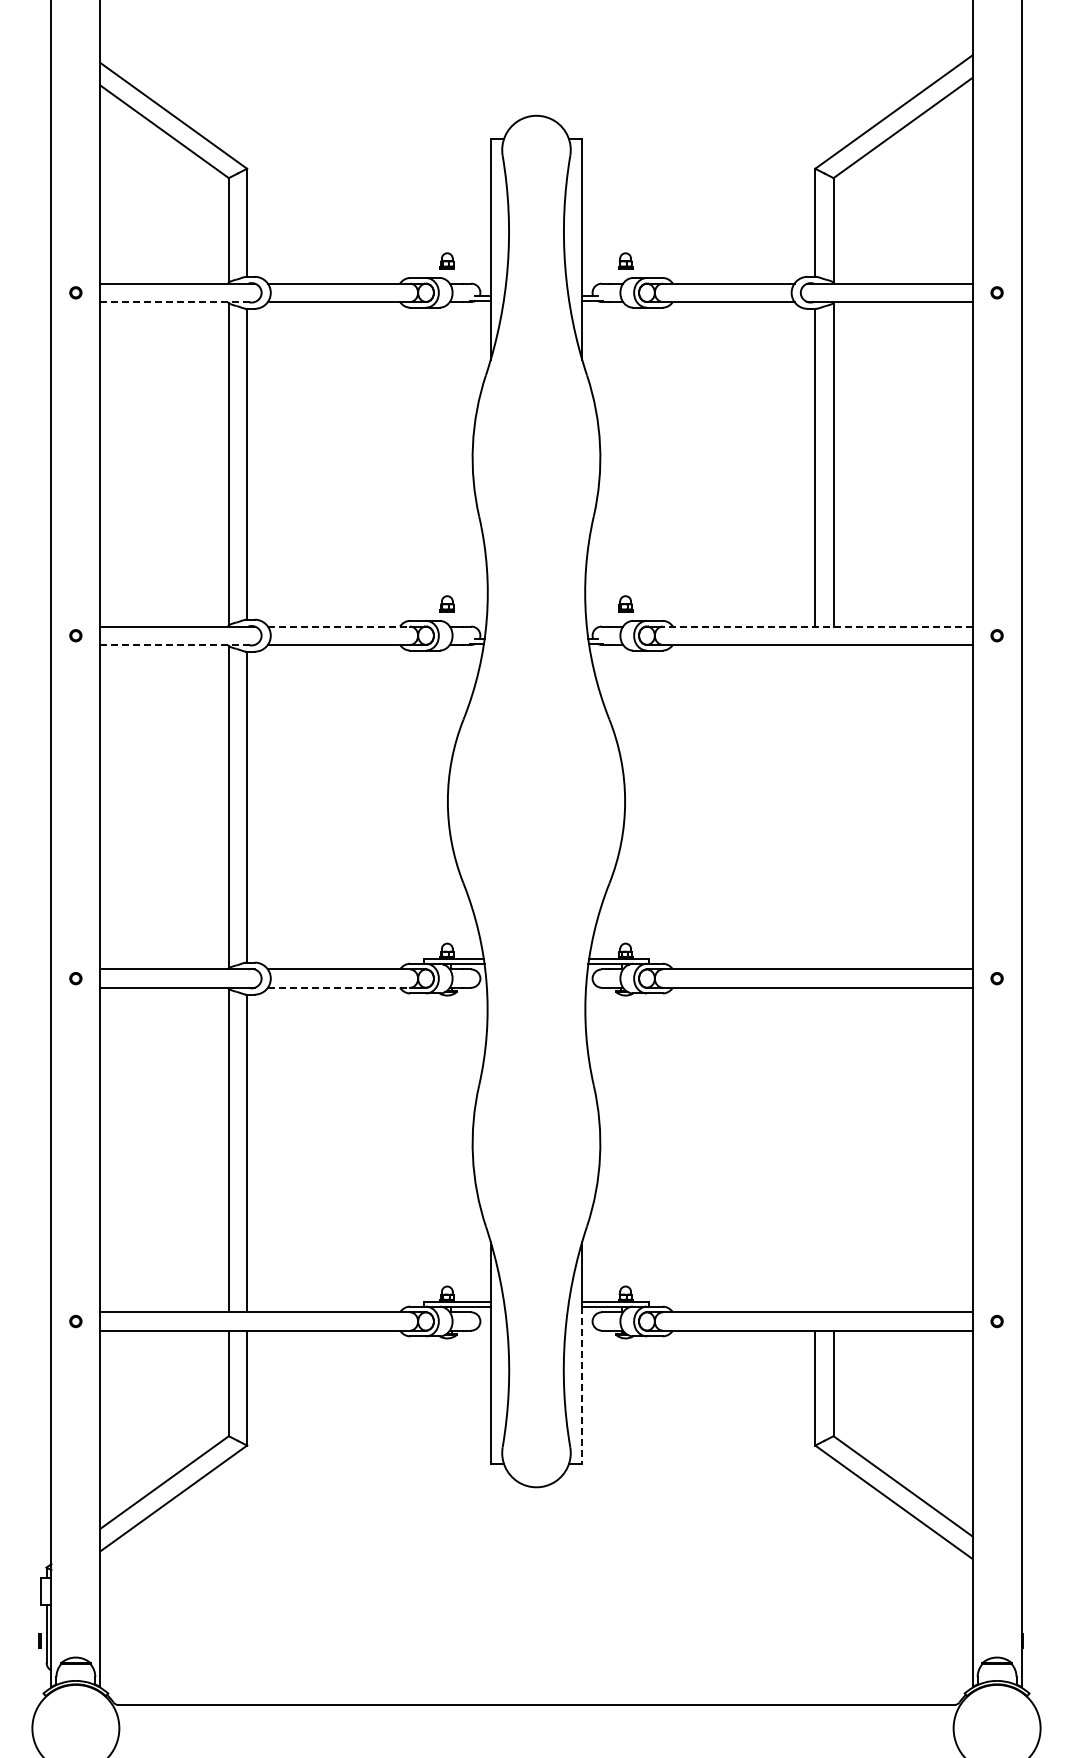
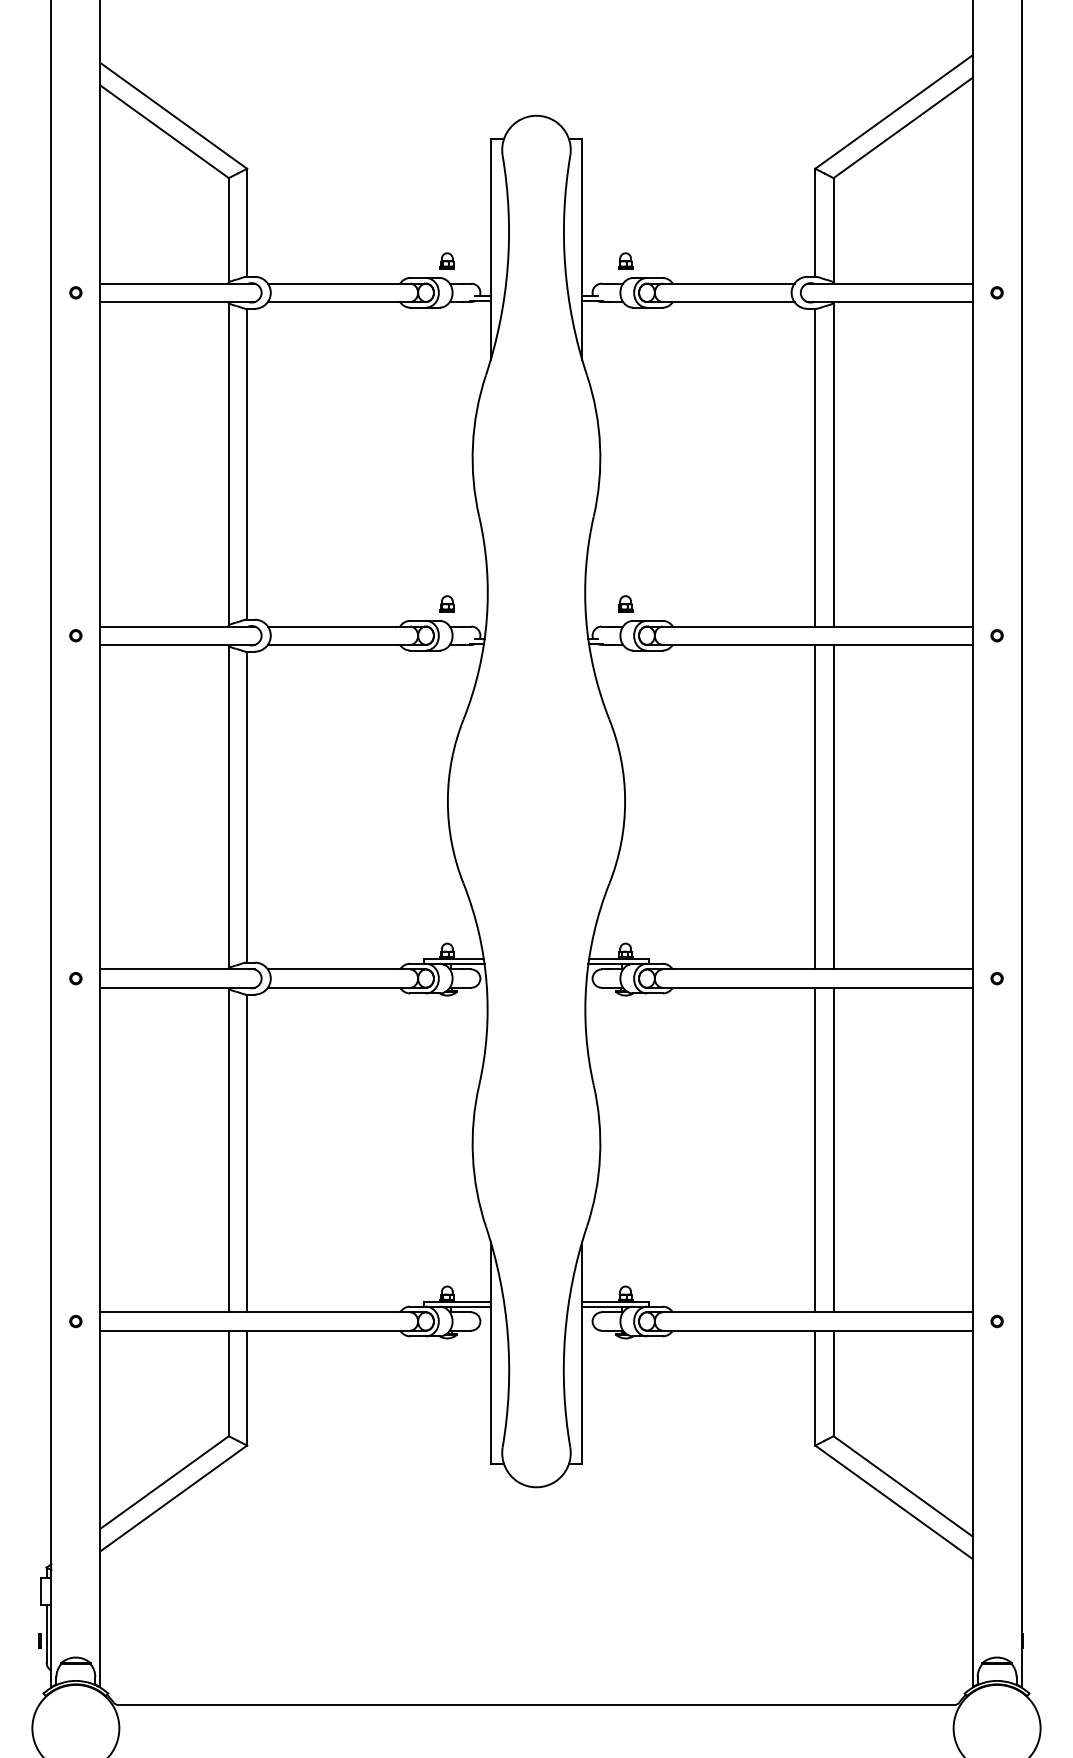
line: dashed -> solid (178, 301)
line: dashed -> solid (339, 626)
line: dashed -> solid (817, 626)
line: dashed -> solid (178, 644)
line: none -> present (815, 806)
line: none -> present (833, 806)
line: dashed -> solid (339, 987)
line: none -> present (815, 1149)
line: none -> present (833, 1149)
line: dashed -> solid (582, 1385)
